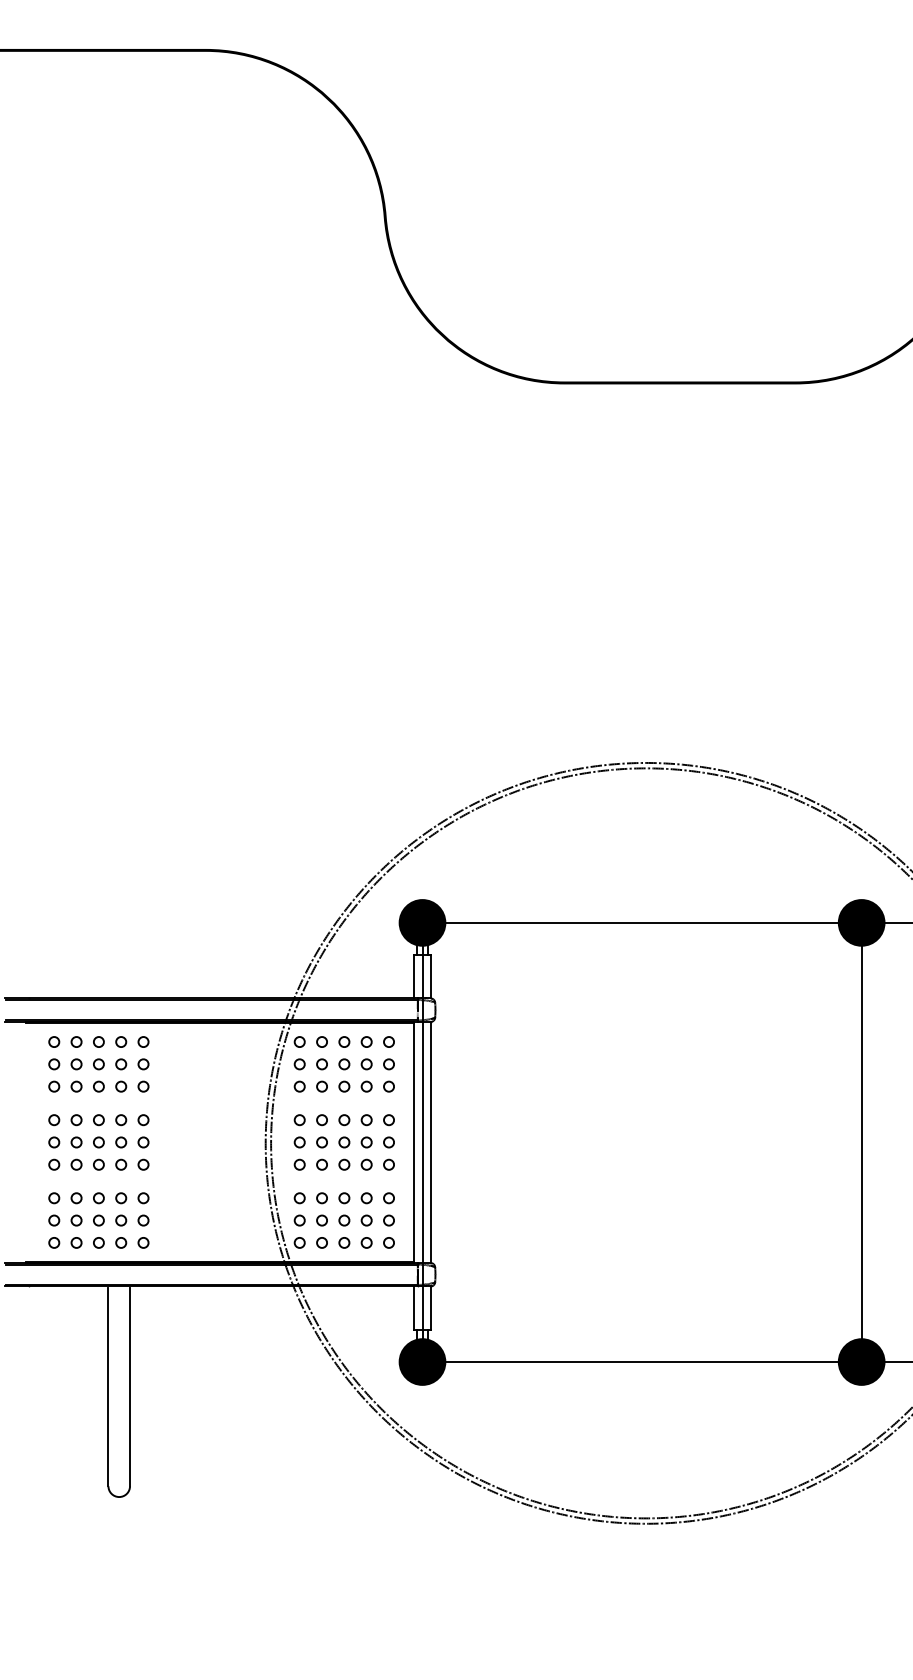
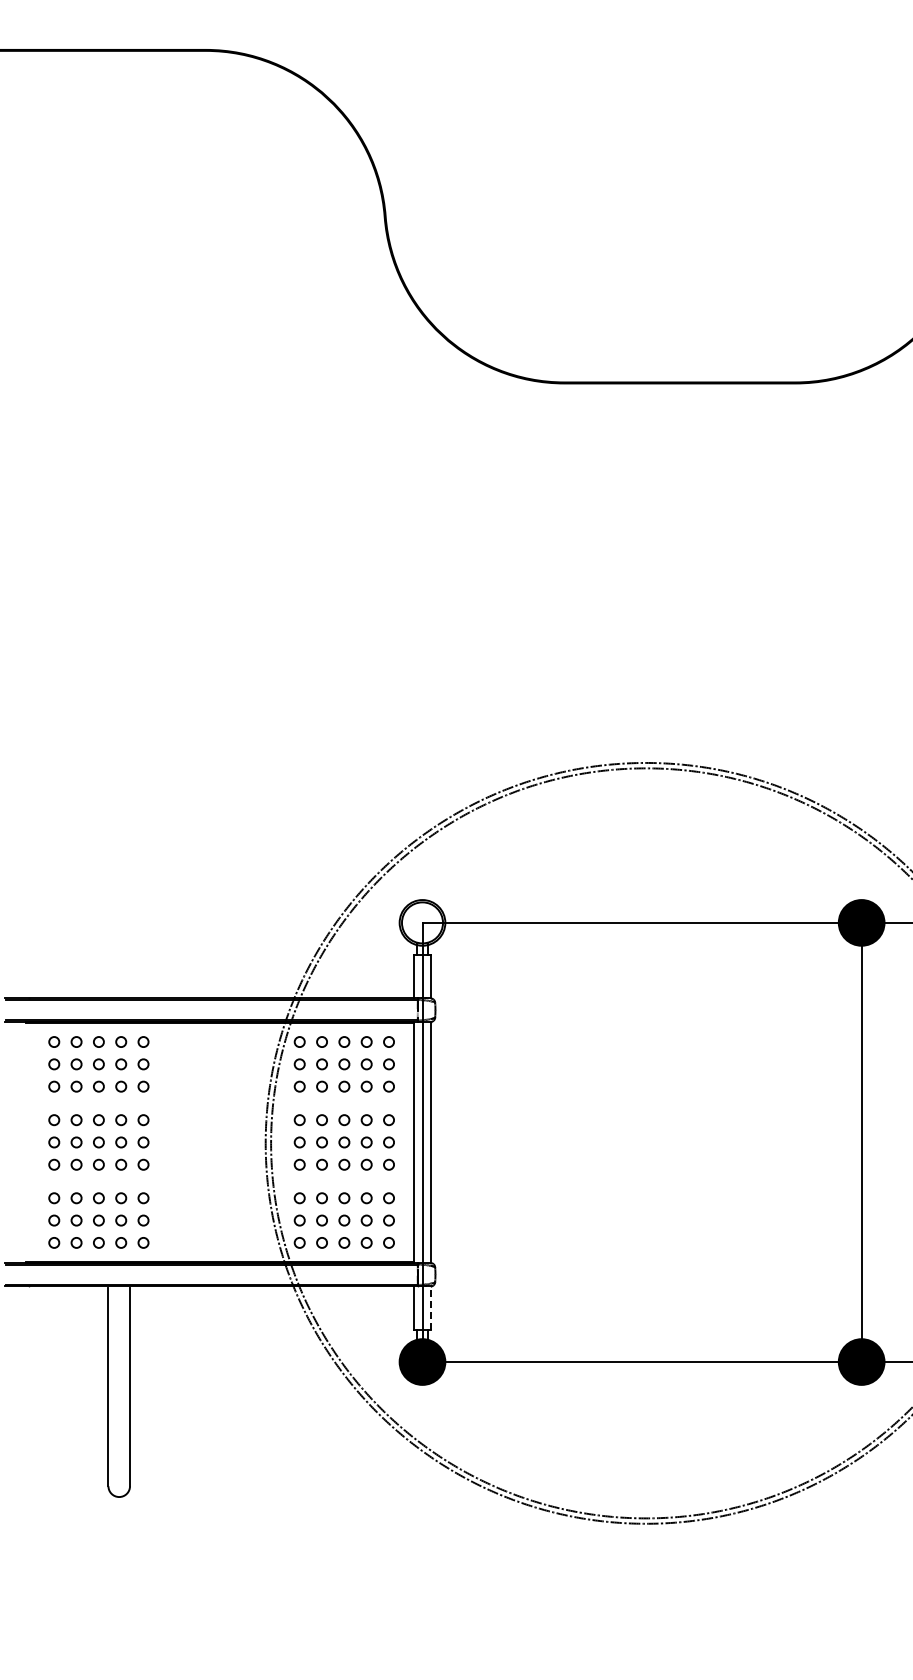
fill: present -> none (422, 922)
line: solid -> dashed (430, 1308)
